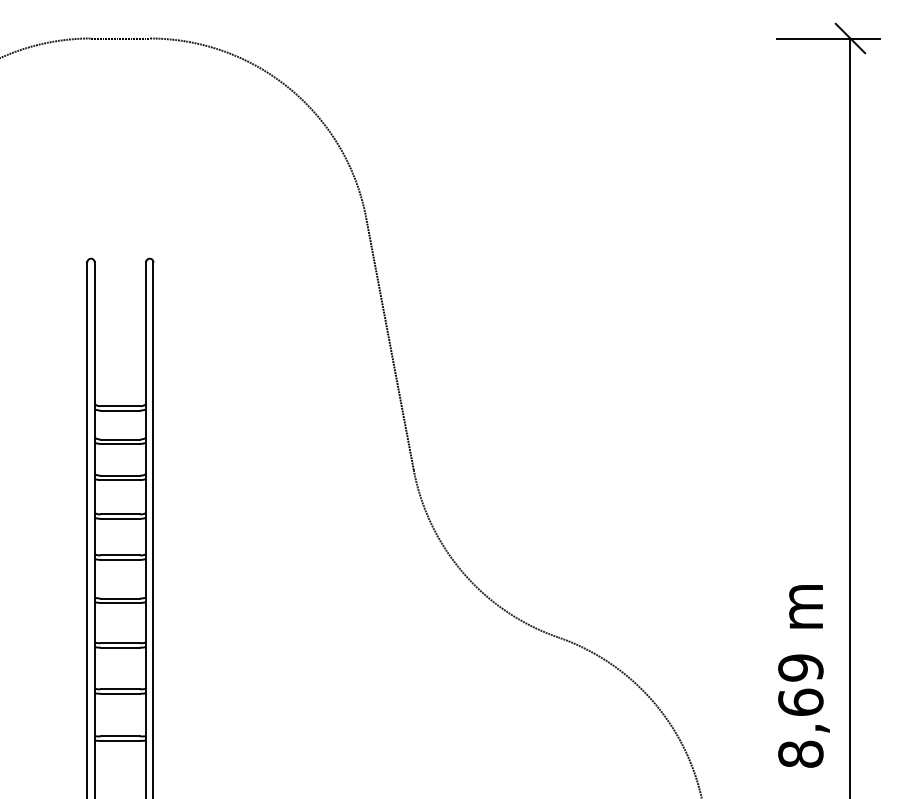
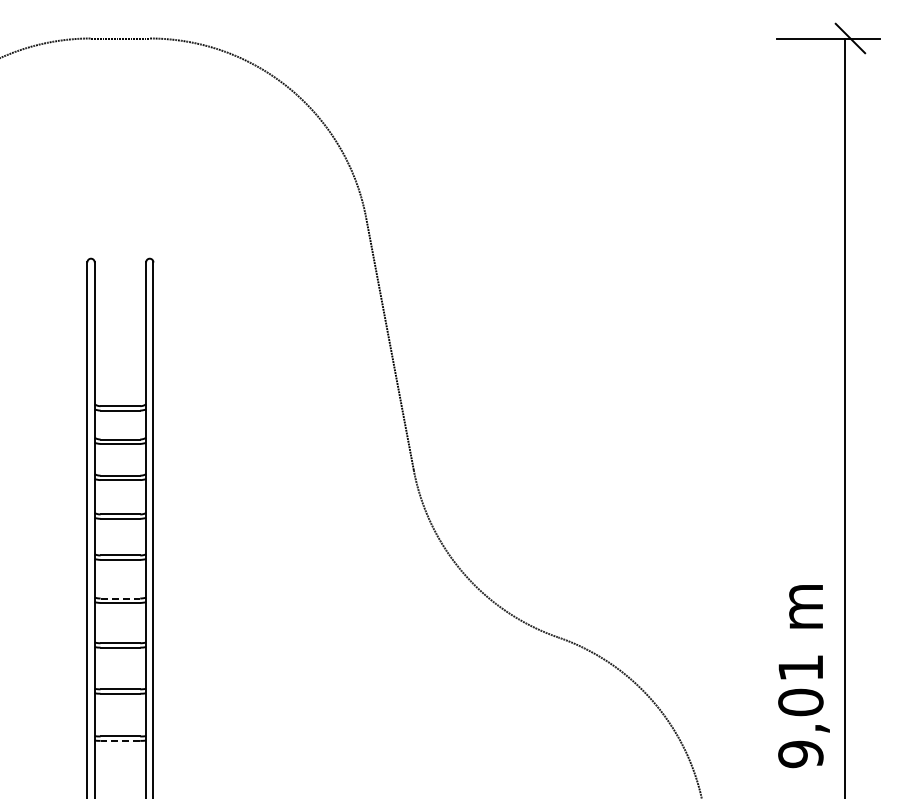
line position: (850, 416) -> (845, 416) (845, 416)
line: solid -> dashed (120, 598)
text: 8,69 -> 9,01 (800, 711)
line: solid -> dashed (120, 740)
